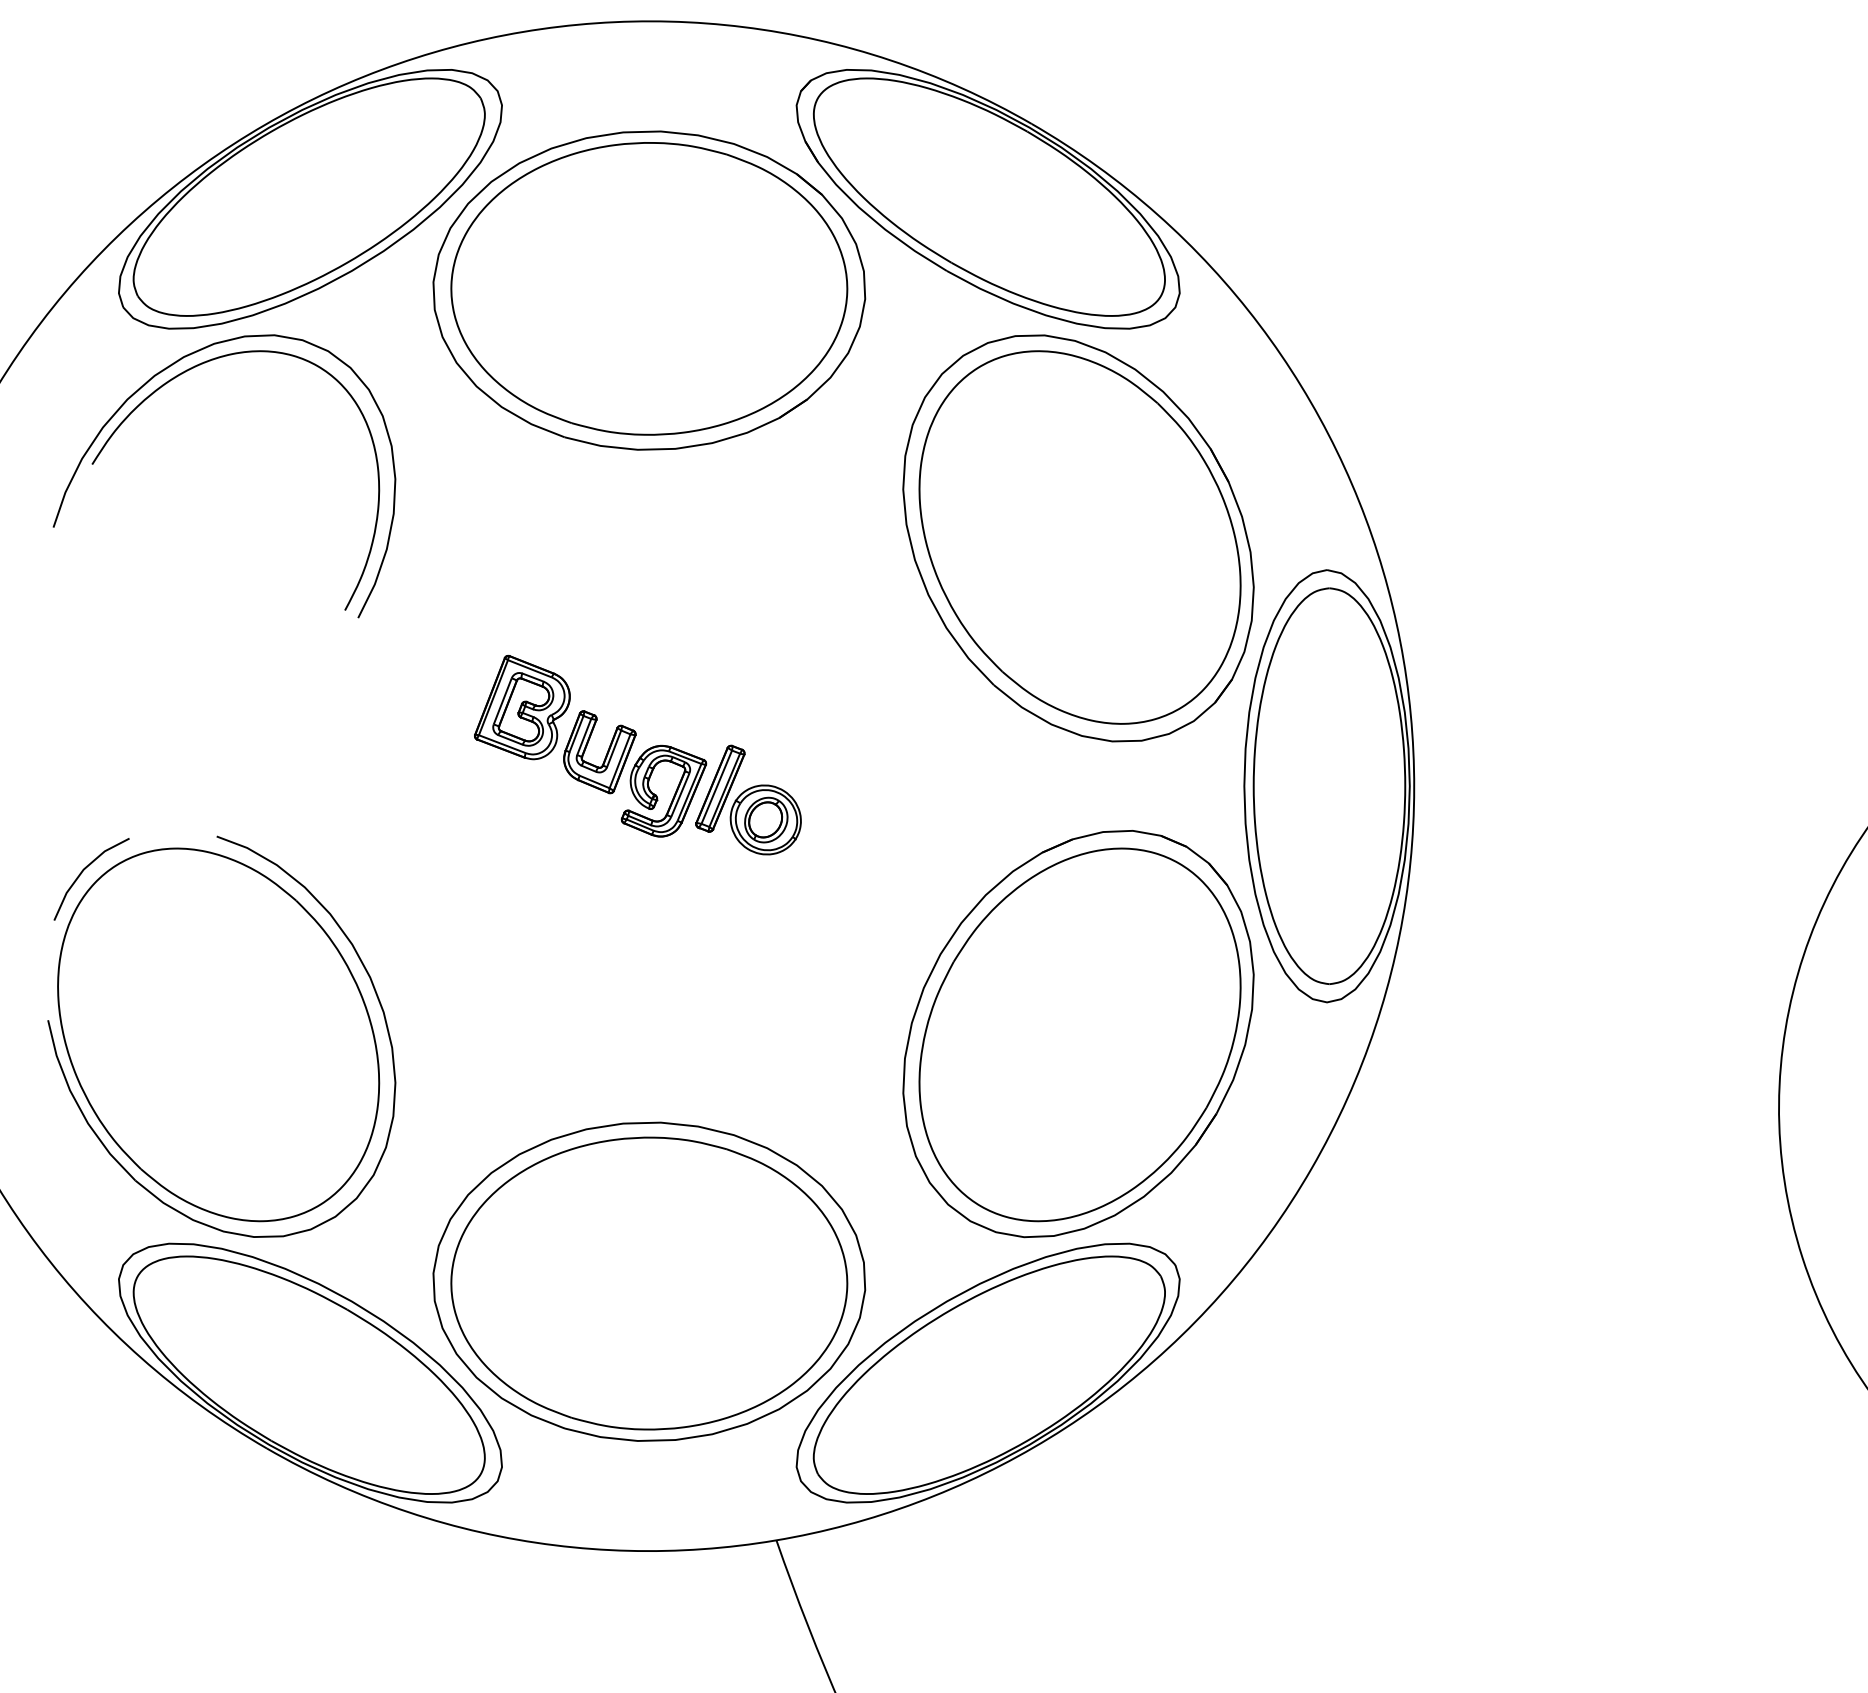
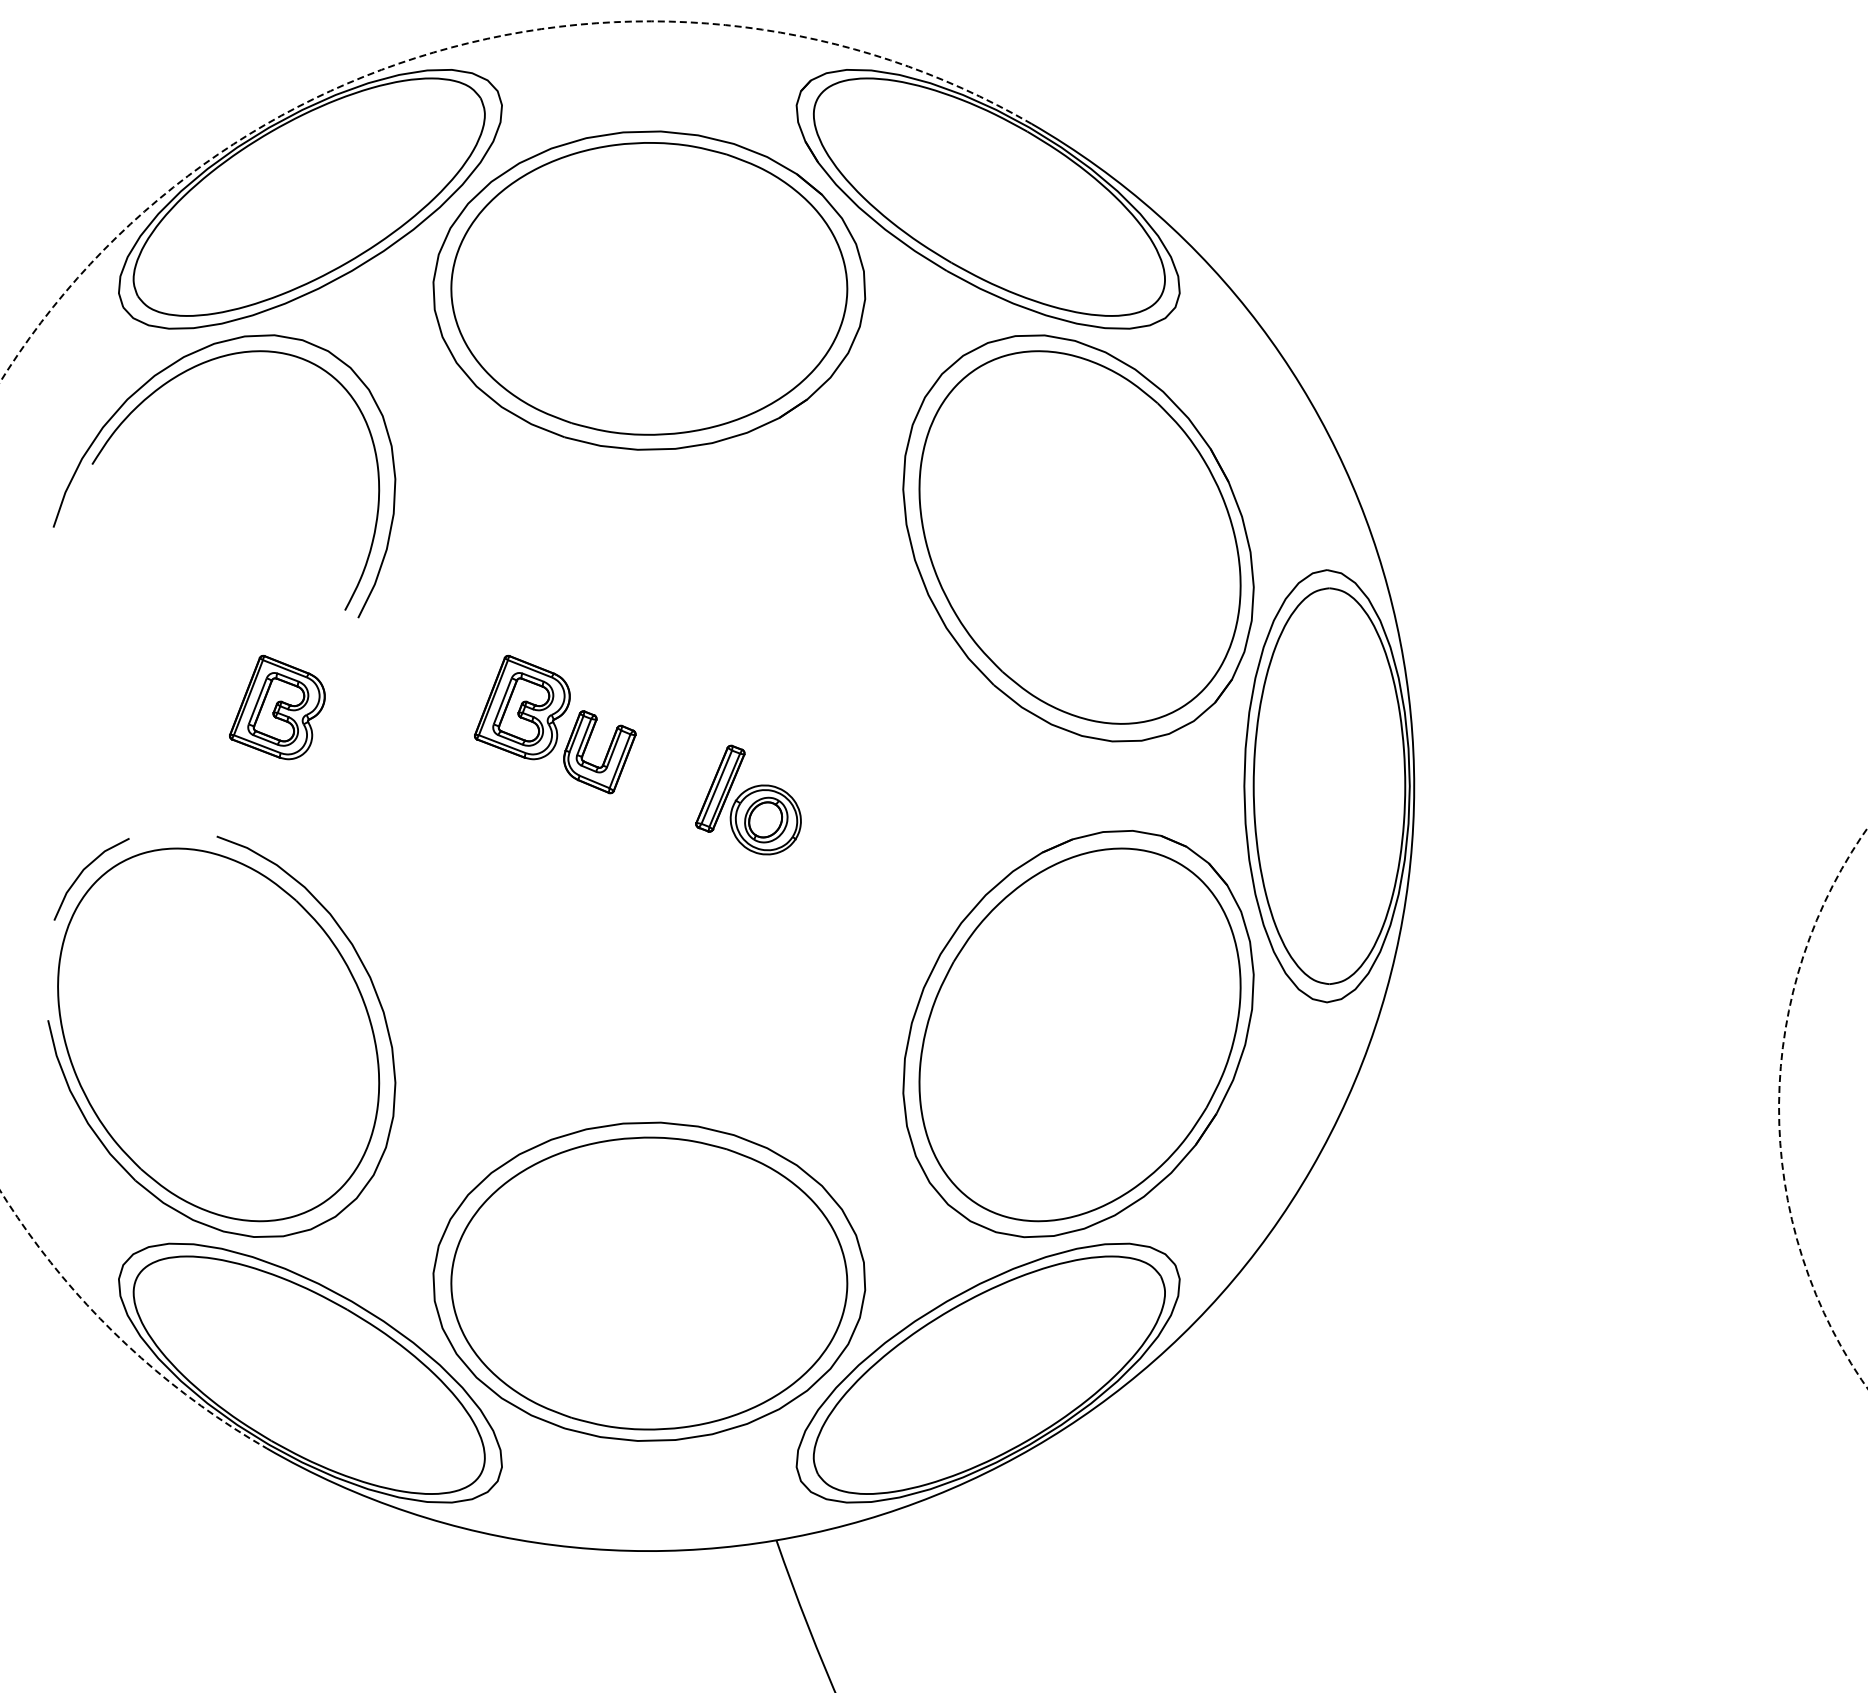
arc: solid -> dashed (290, 110)
part: none -> present (277, 707)
part: present -> none (656, 794)
arc: solid -> dashed (1779, 1110)
